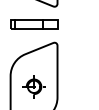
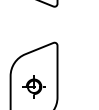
part: present -> none (34, 24)
